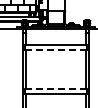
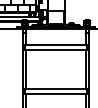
line: dashed -> solid (56, 49)
line: dashed -> solid (56, 89)
